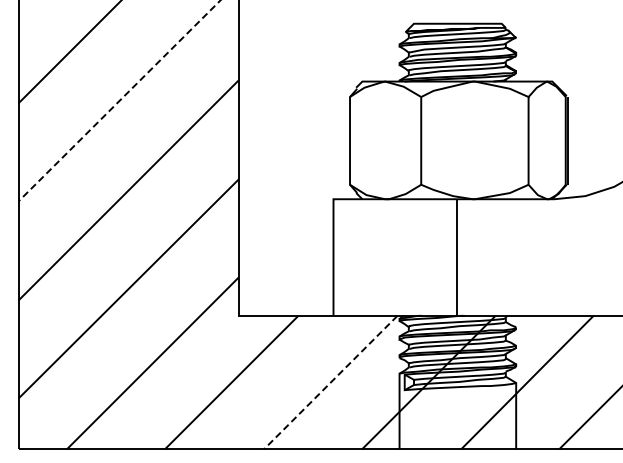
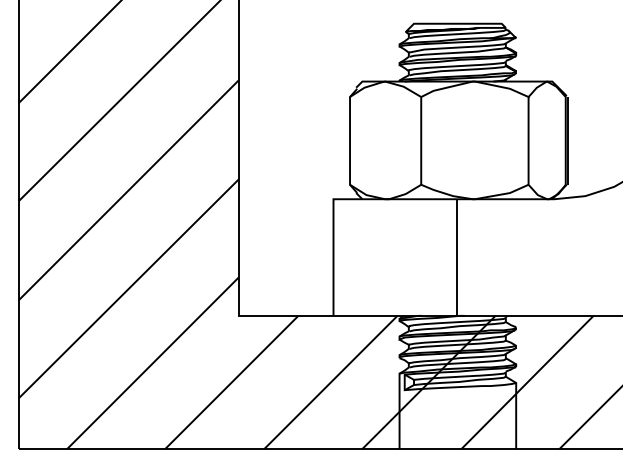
line: dashed -> solid (119, 100)
line: dashed -> solid (330, 382)
